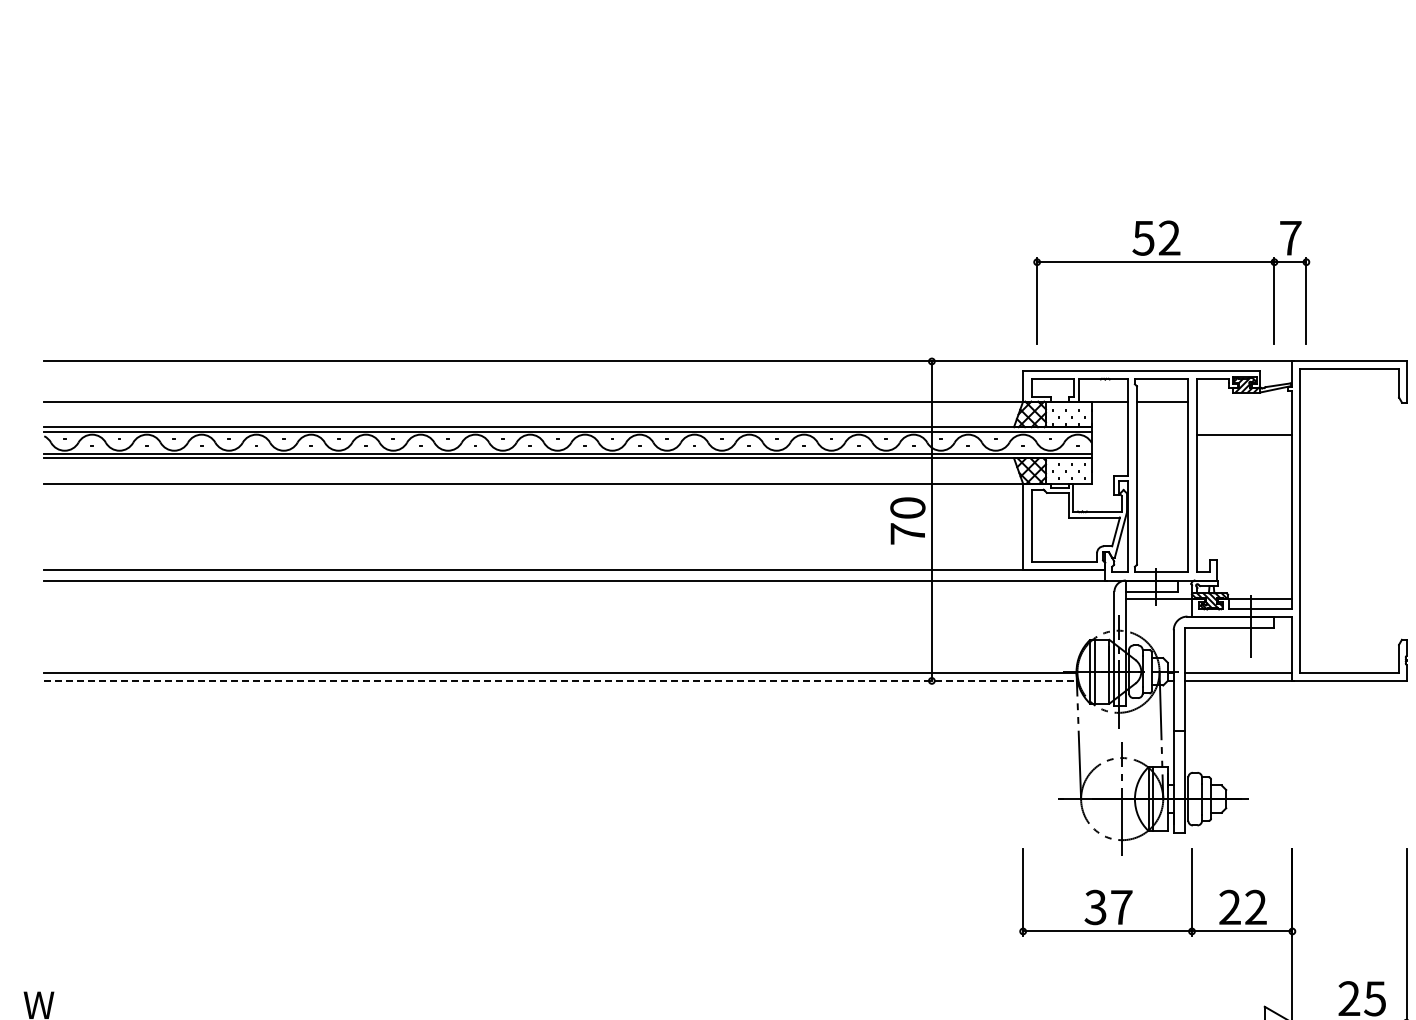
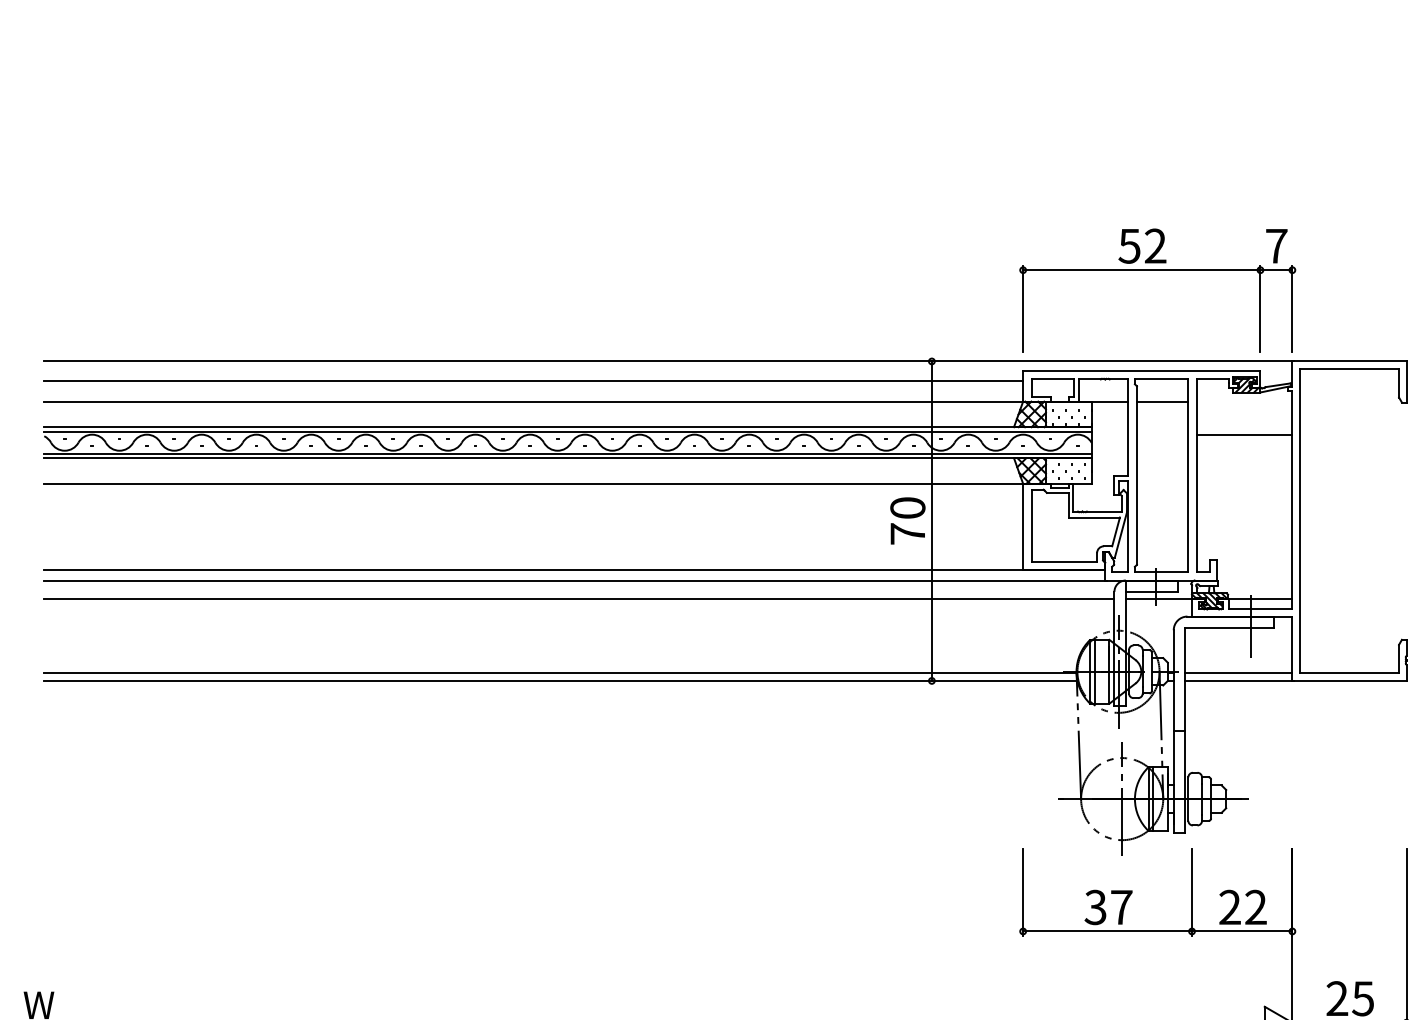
part position: (1171, 262) -> (1157, 270) (1157, 270)
line: none -> present (533, 380)
line: none -> present (579, 598)
line: dashed -> solid (561, 680)
text position: (1361, 998) -> (1349, 998) (1349, 998)
